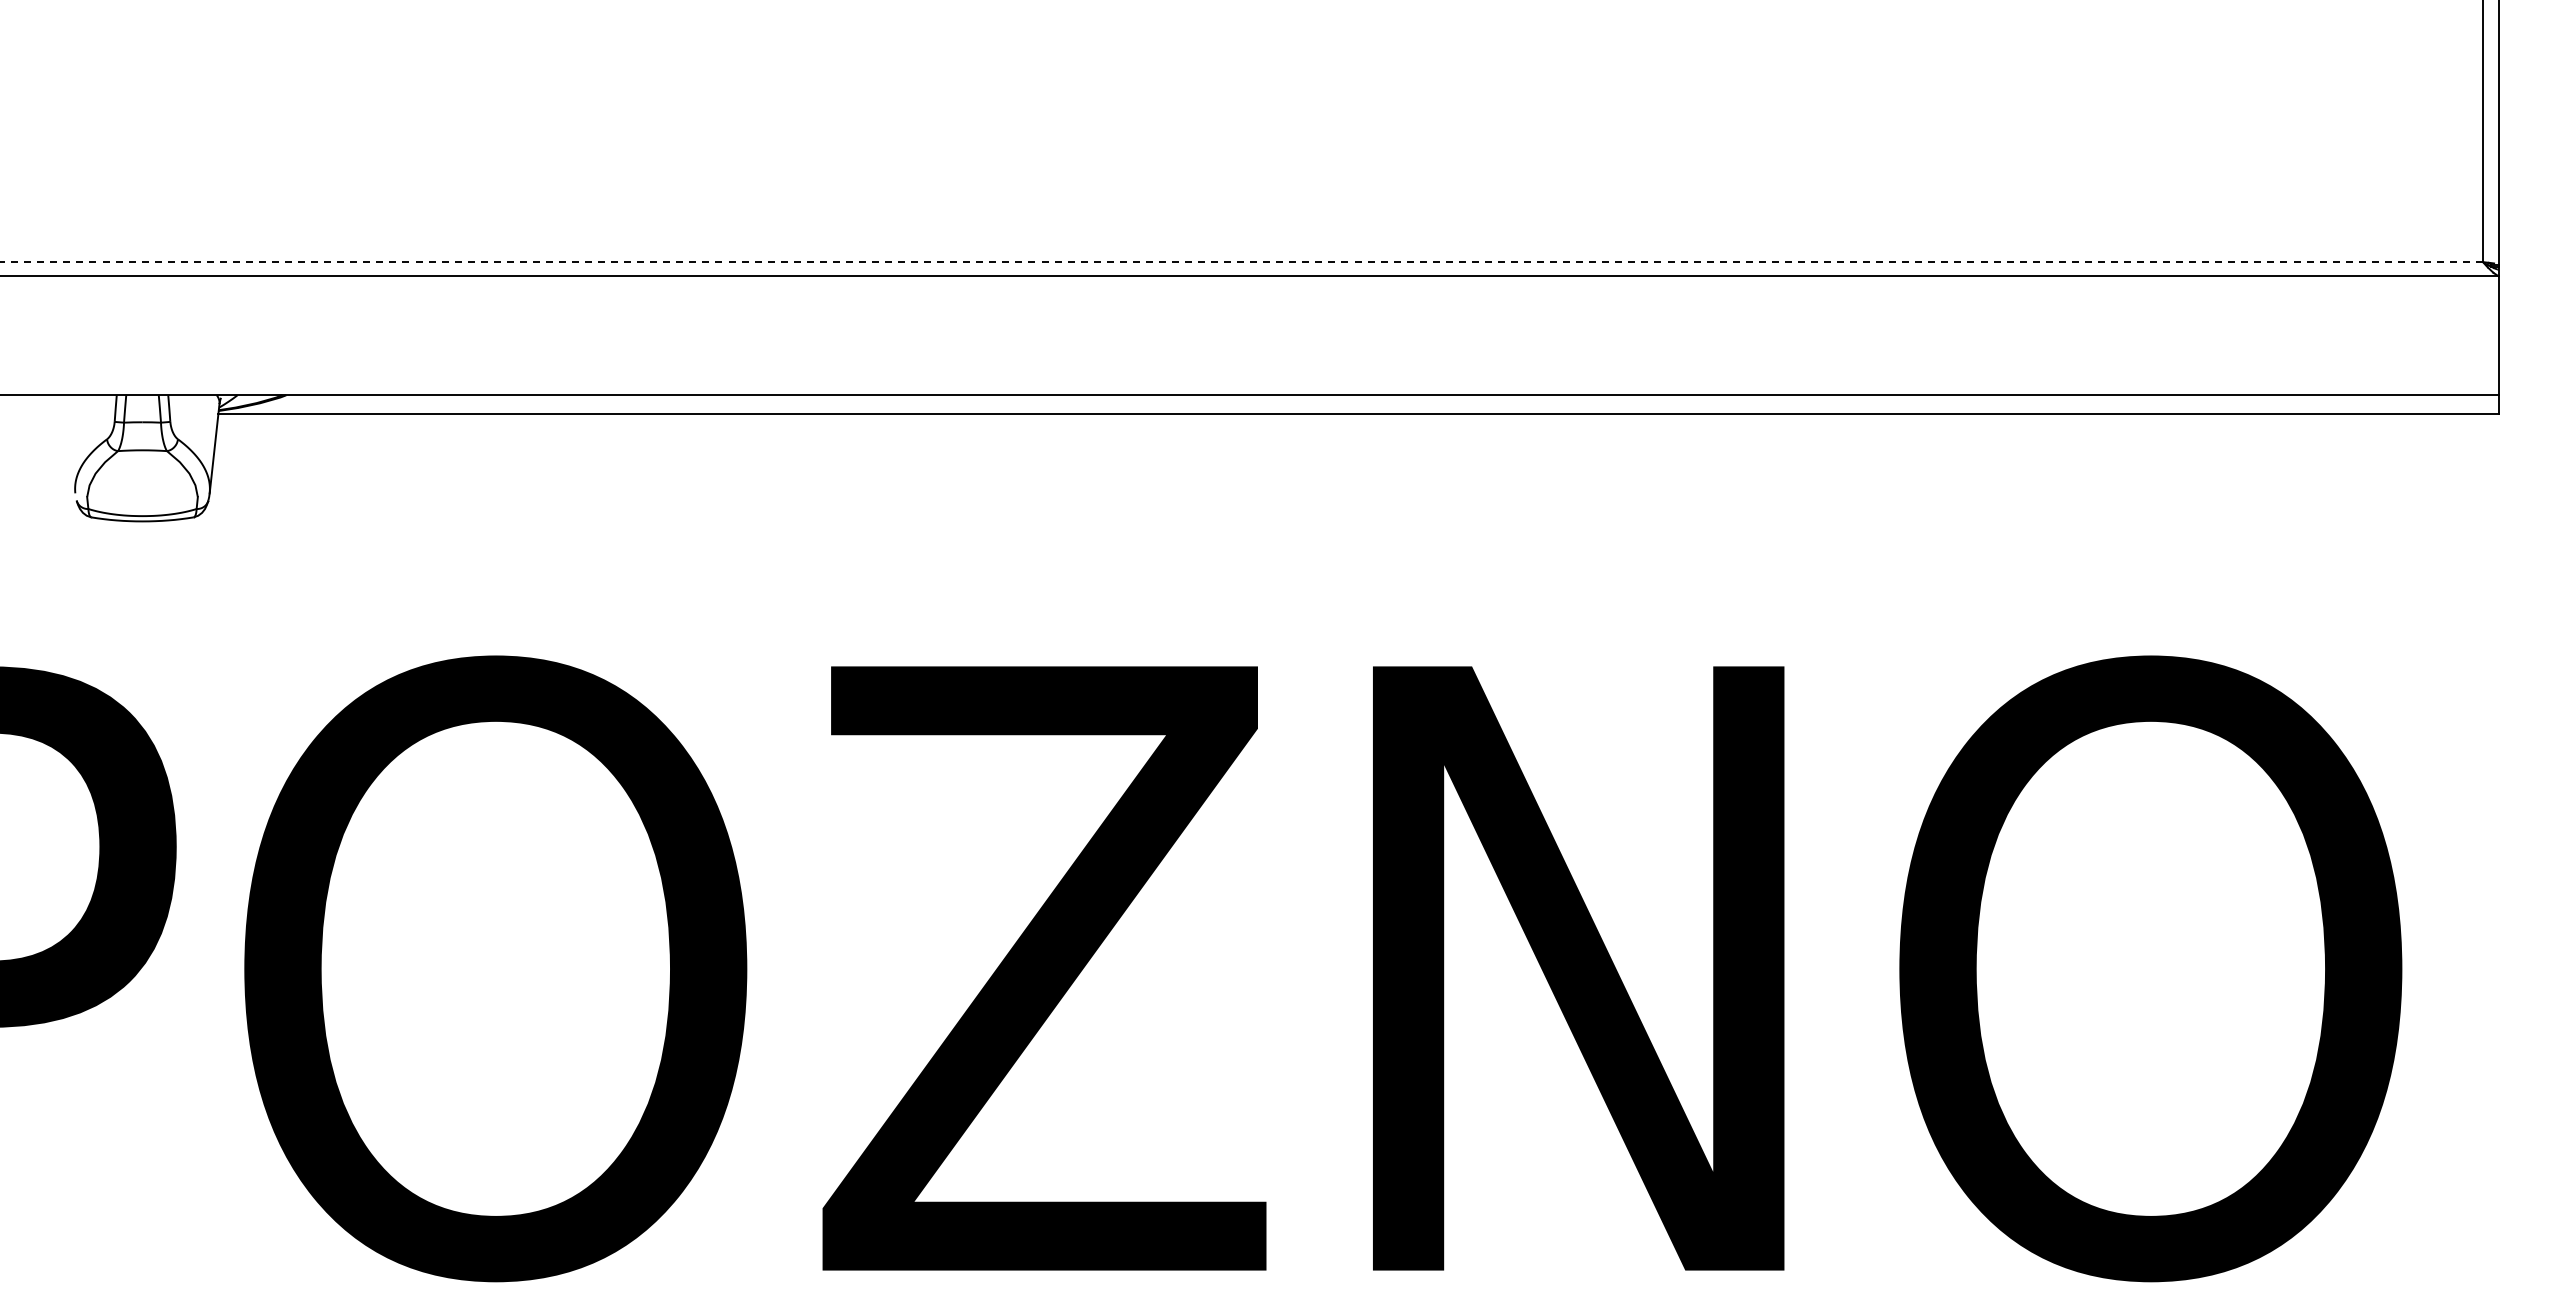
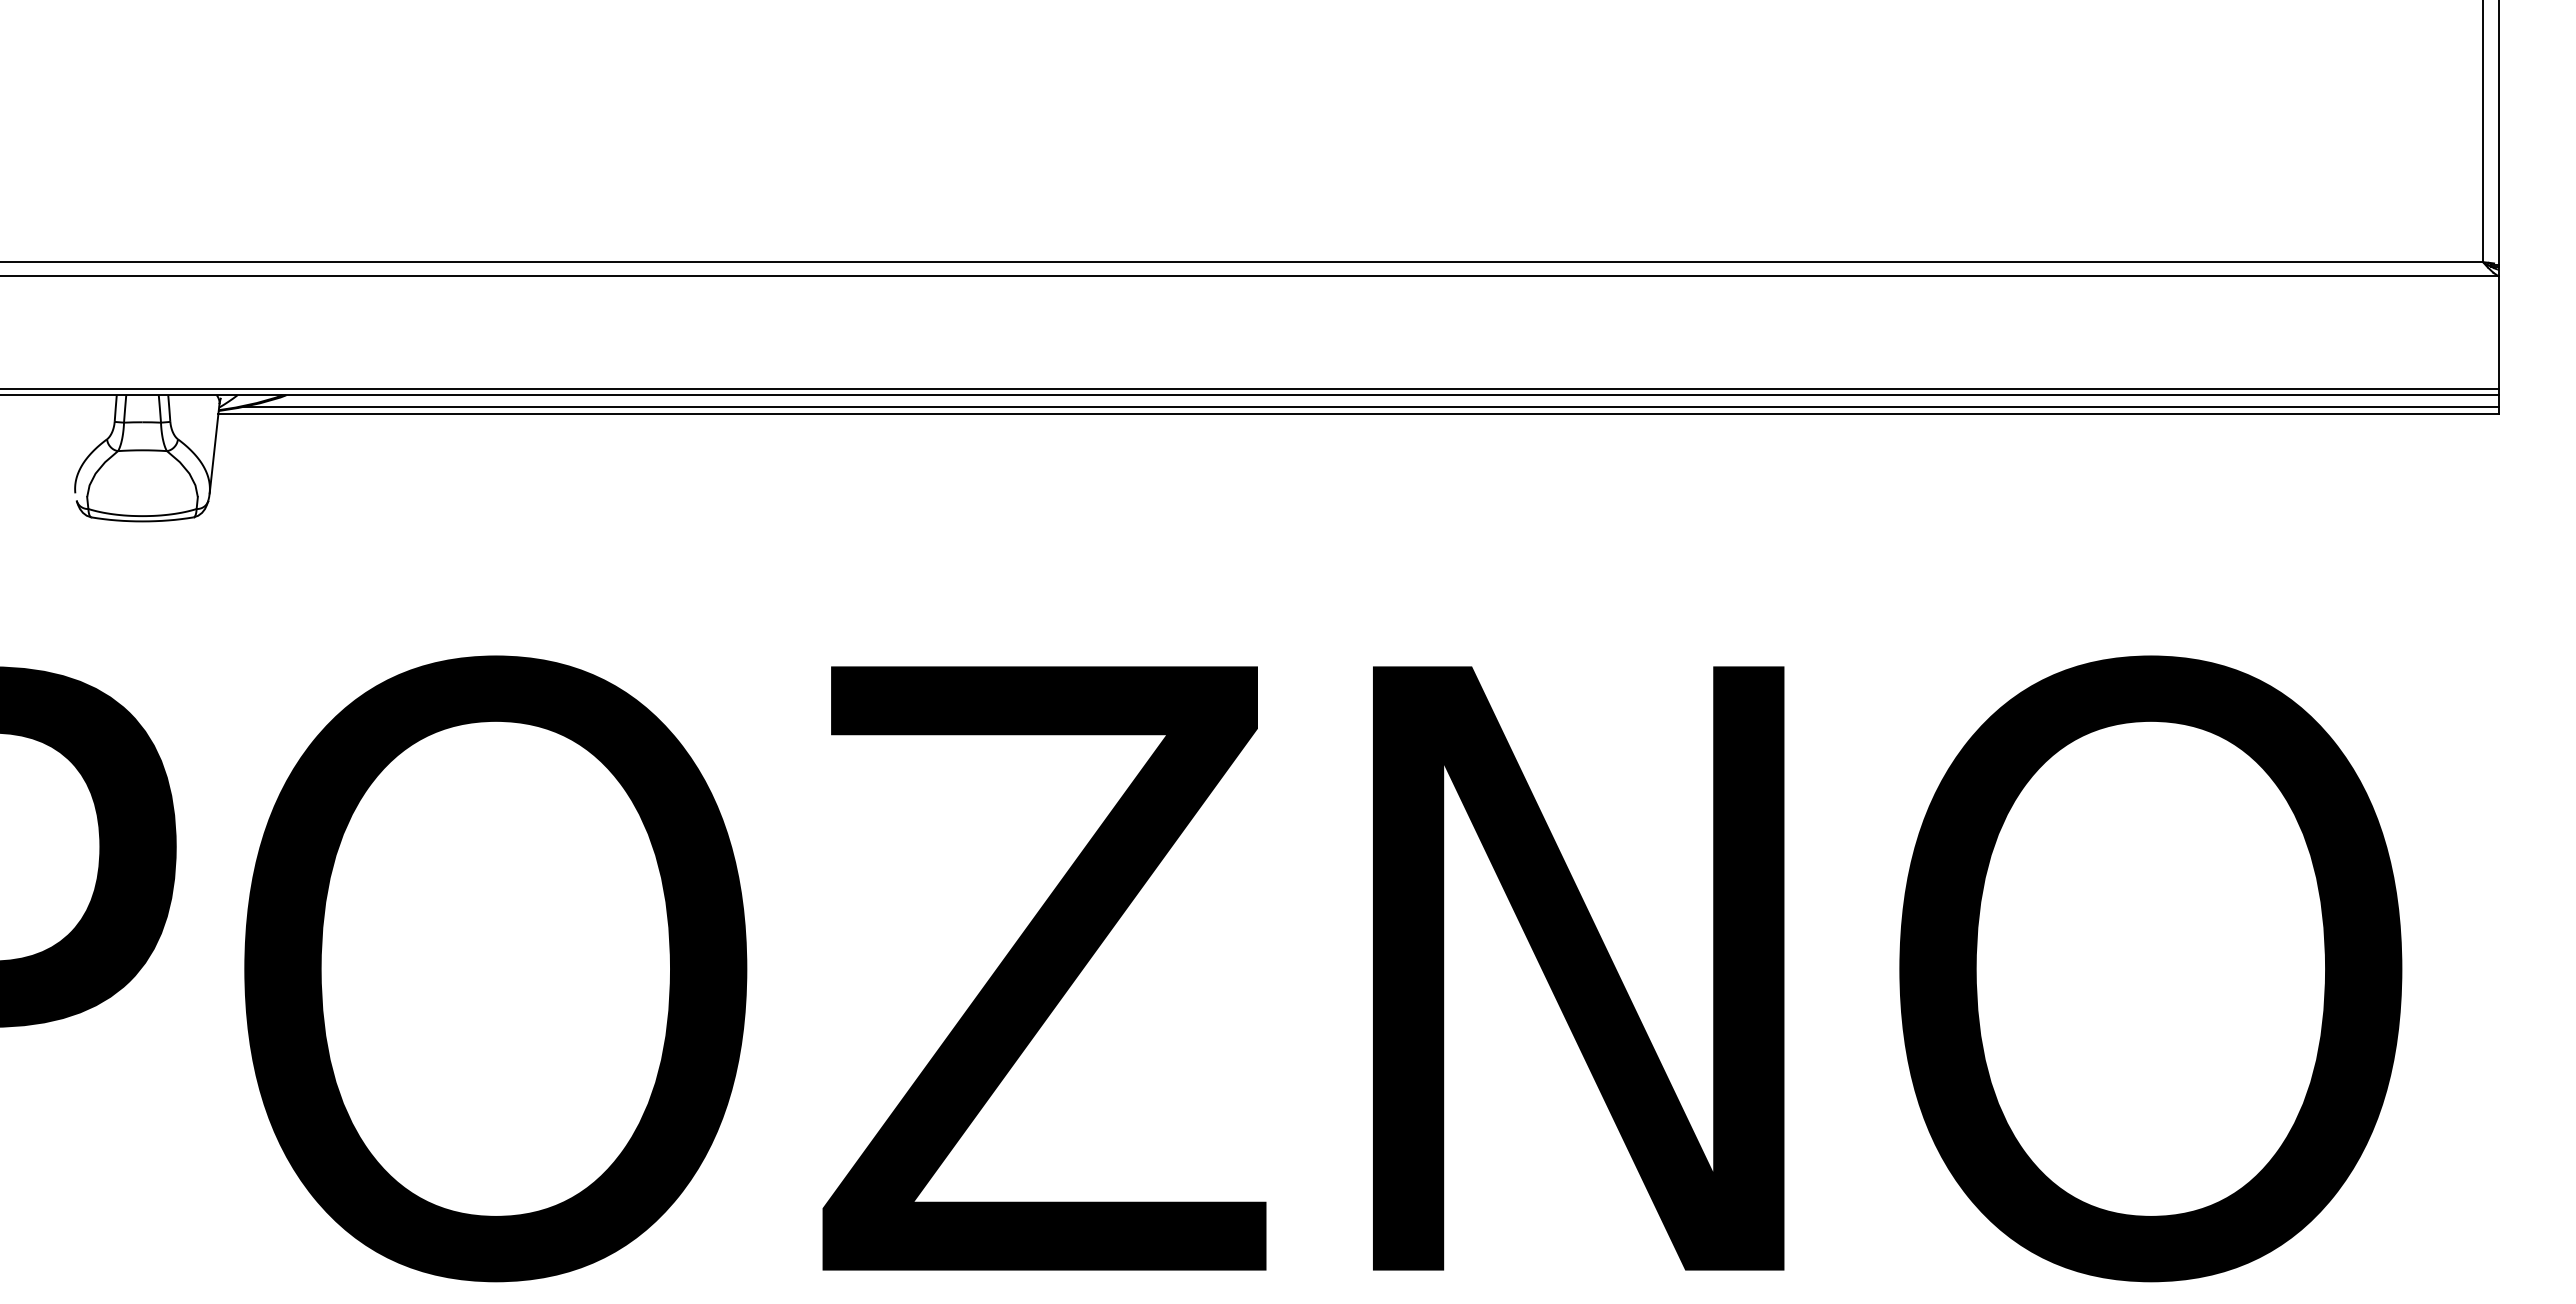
line: dashed -> solid (1241, 262)
line: none -> present (1250, 388)
line: none -> present (1370, 406)
